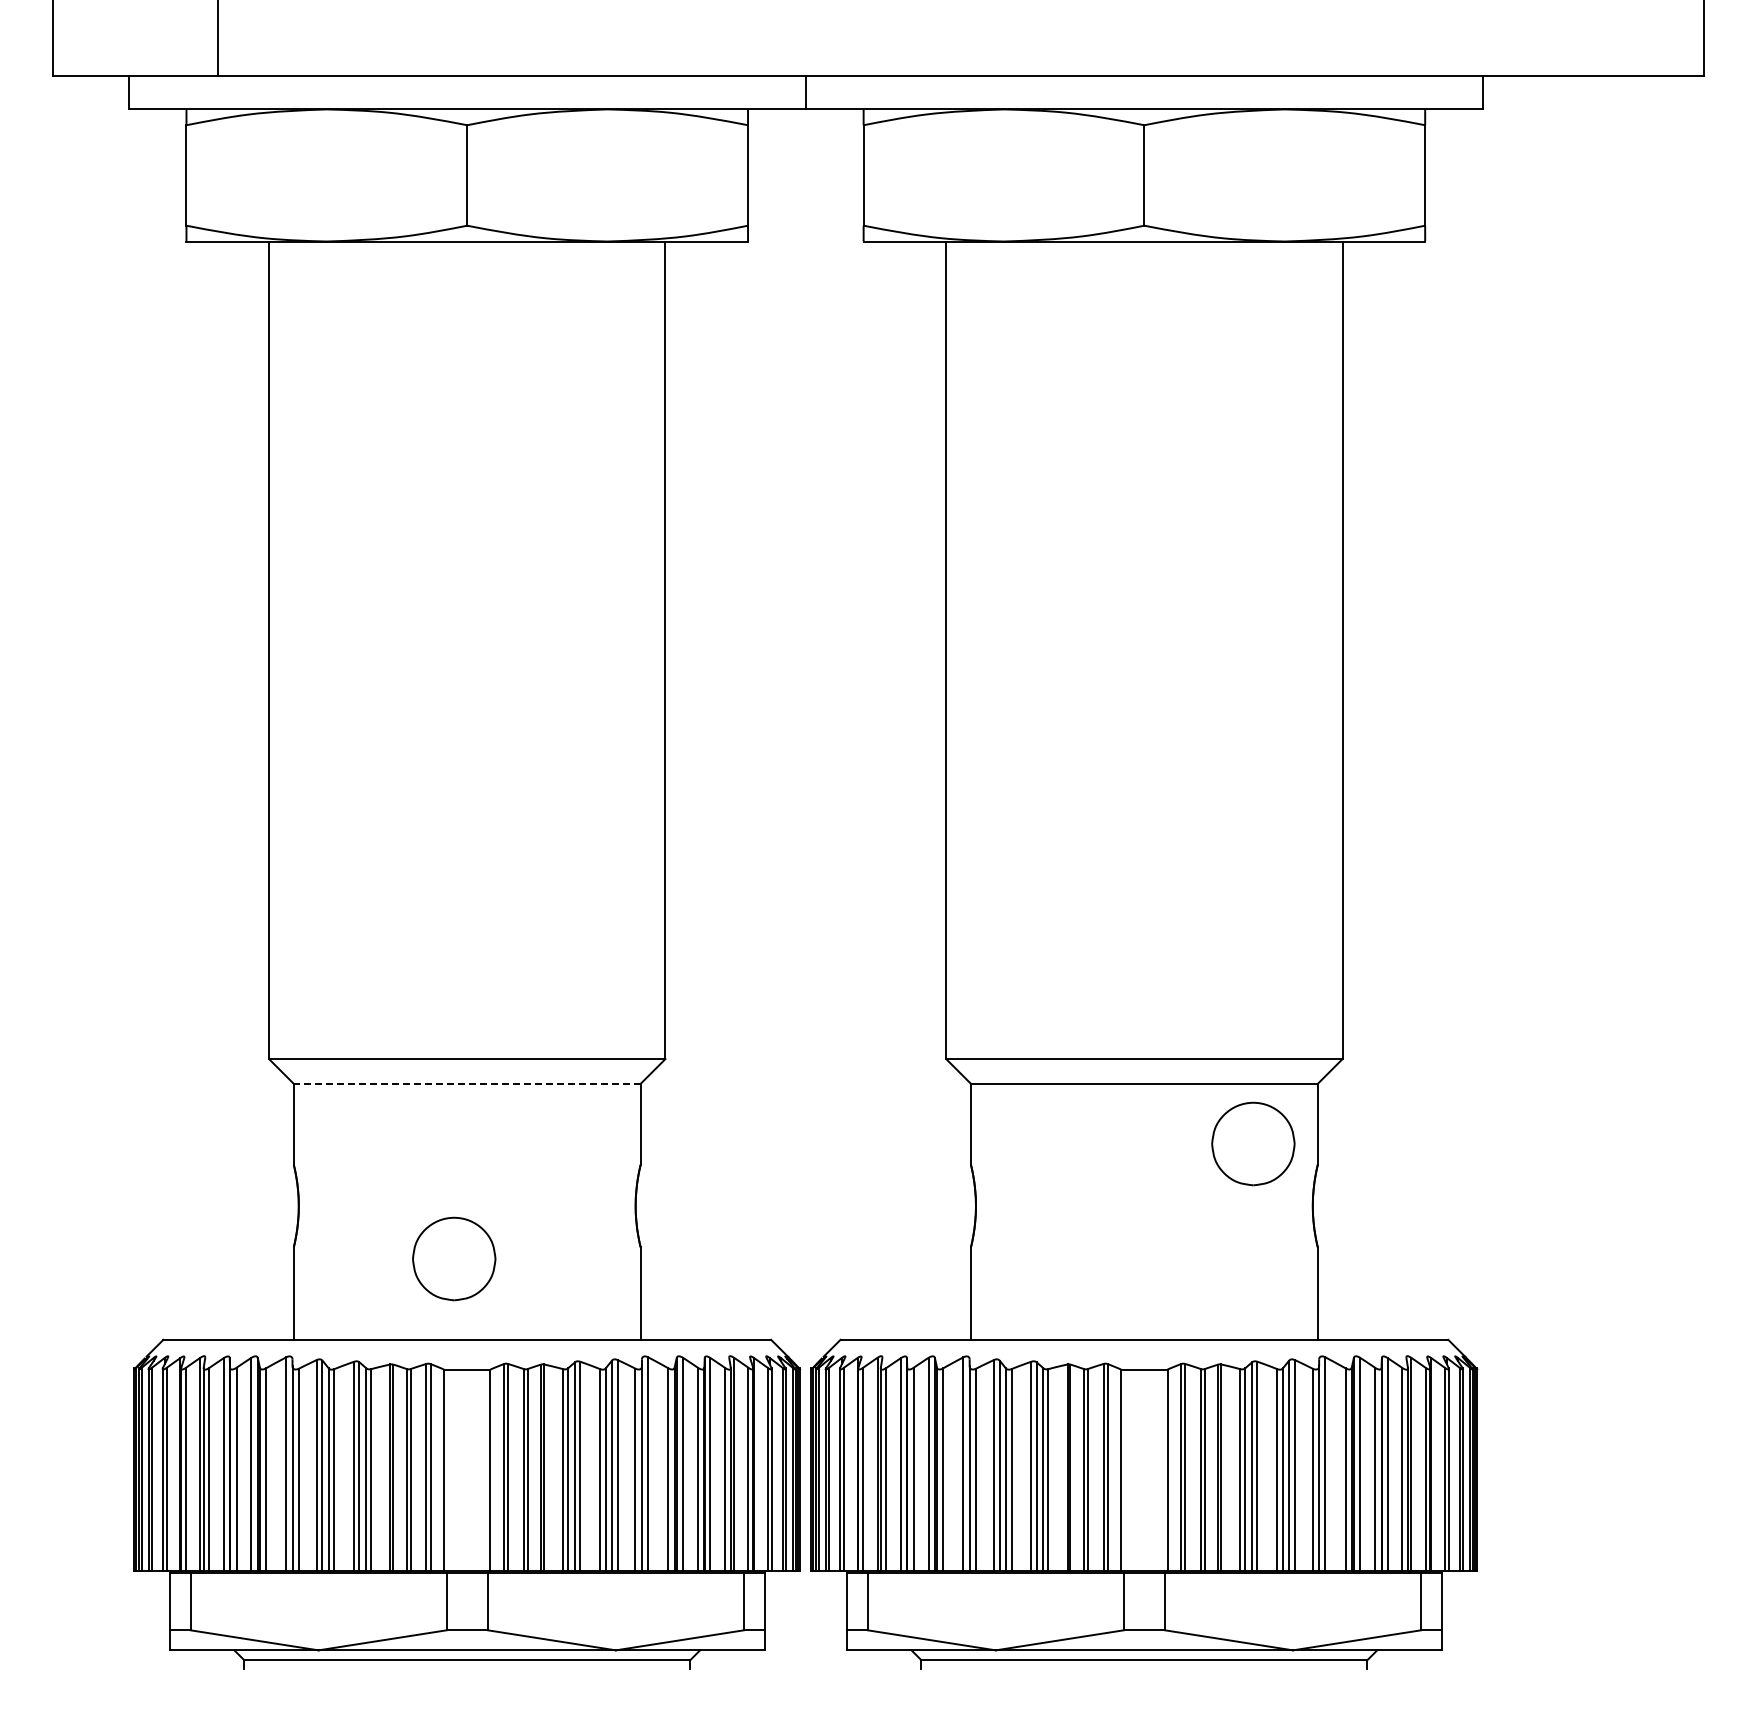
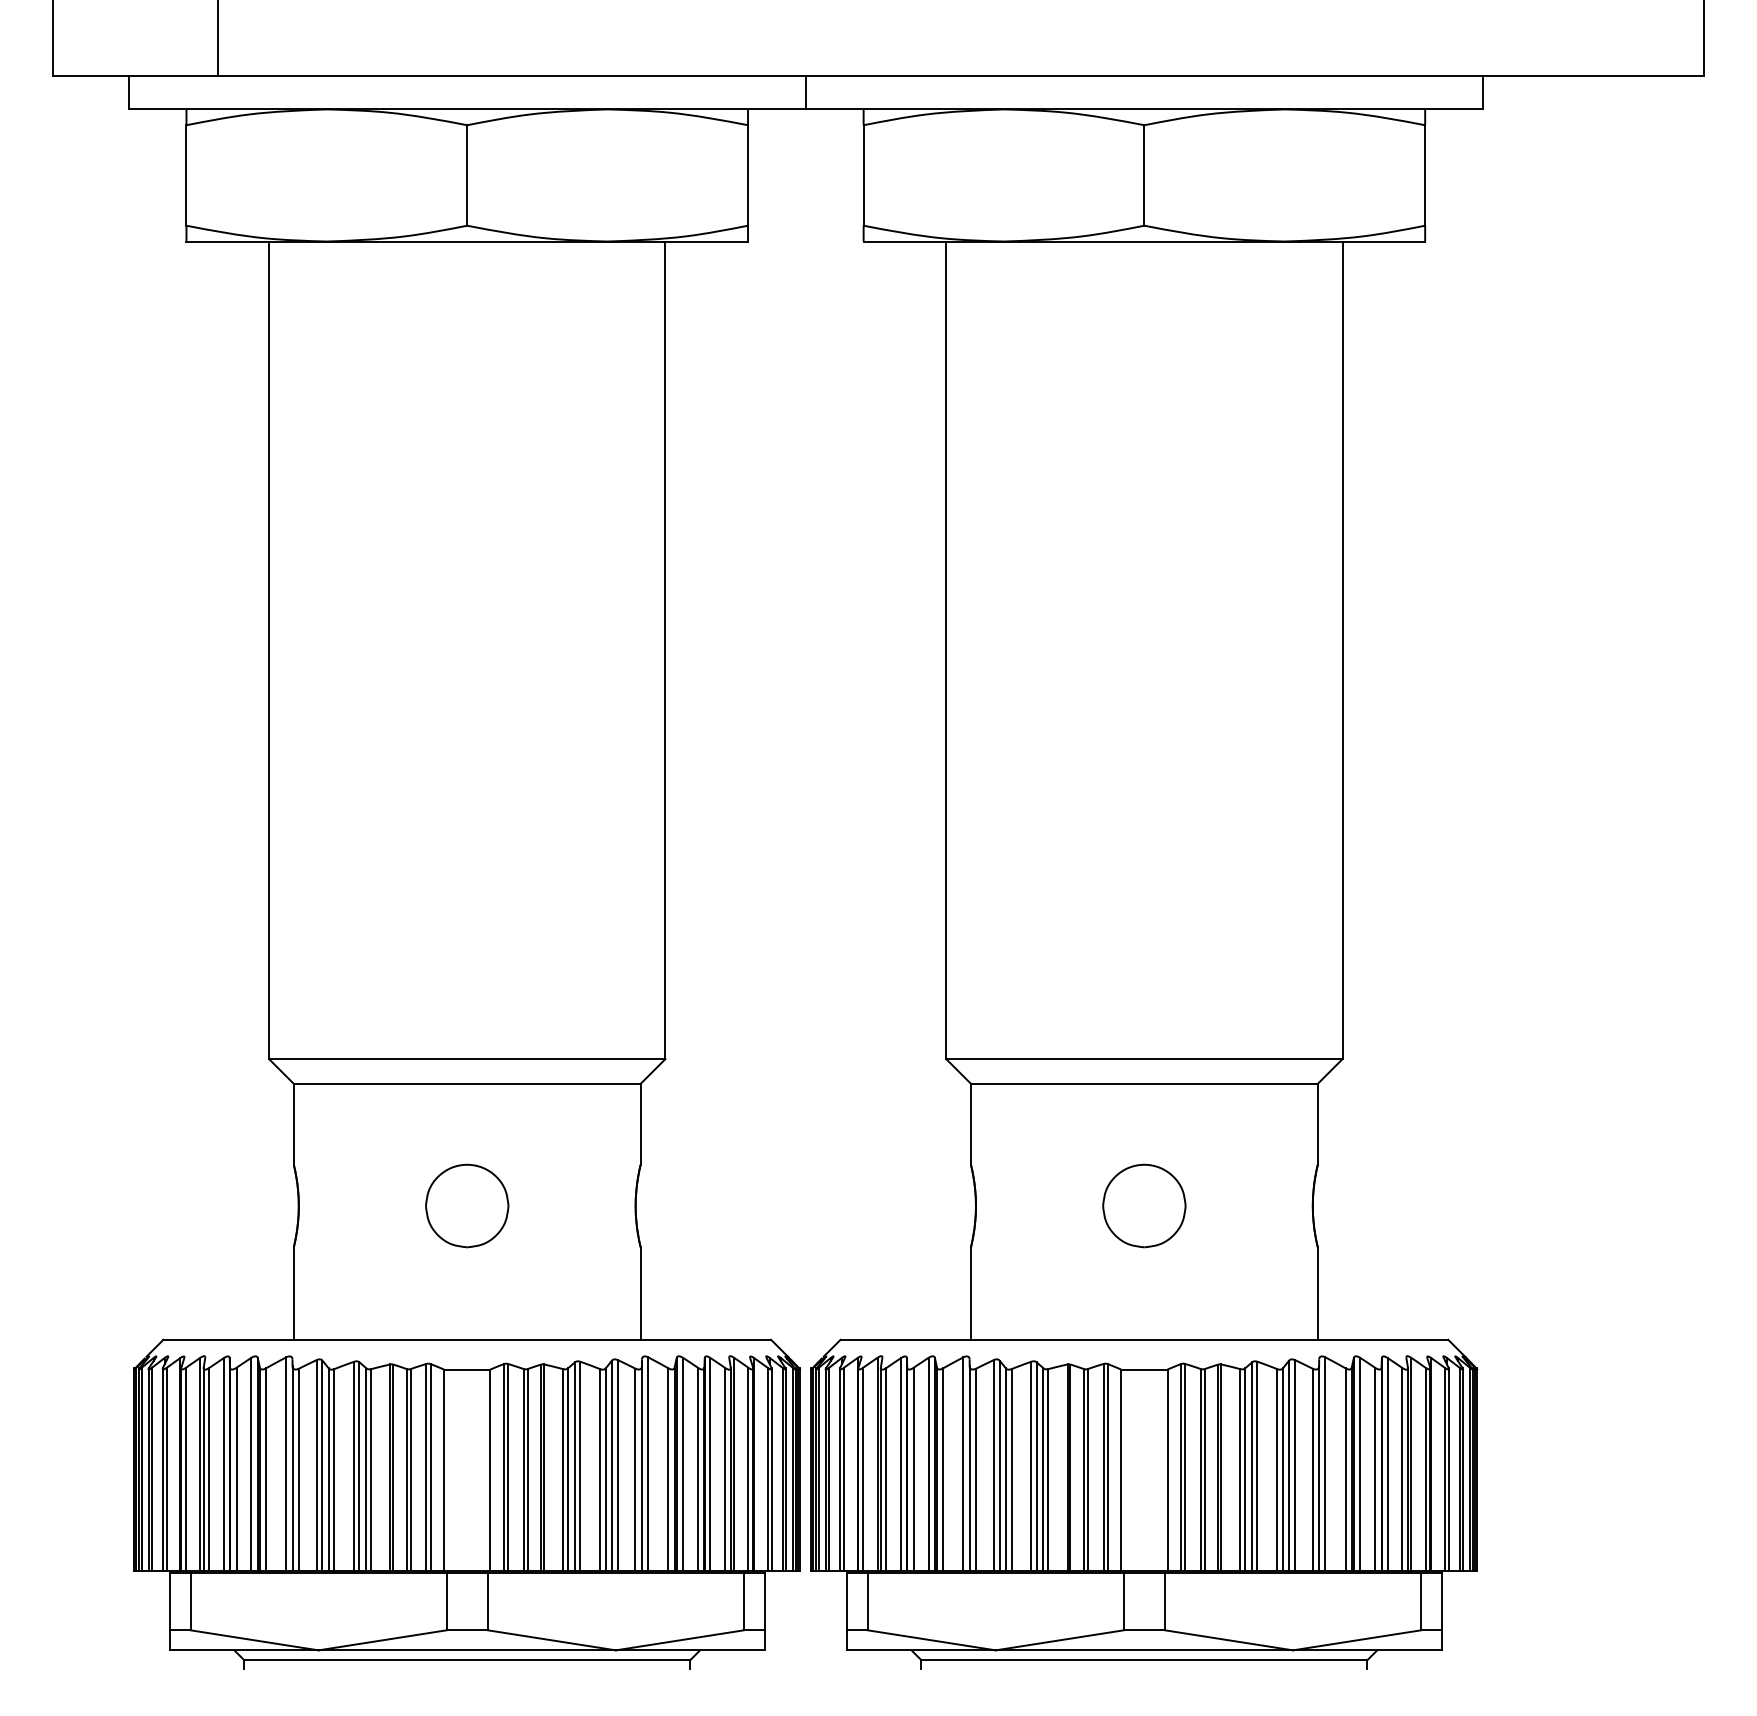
line: dashed -> solid (466, 1083)
part position: (1253, 1143) -> (1144, 1205) (1144, 1205)
part position: (454, 1258) -> (467, 1205) (467, 1205)
